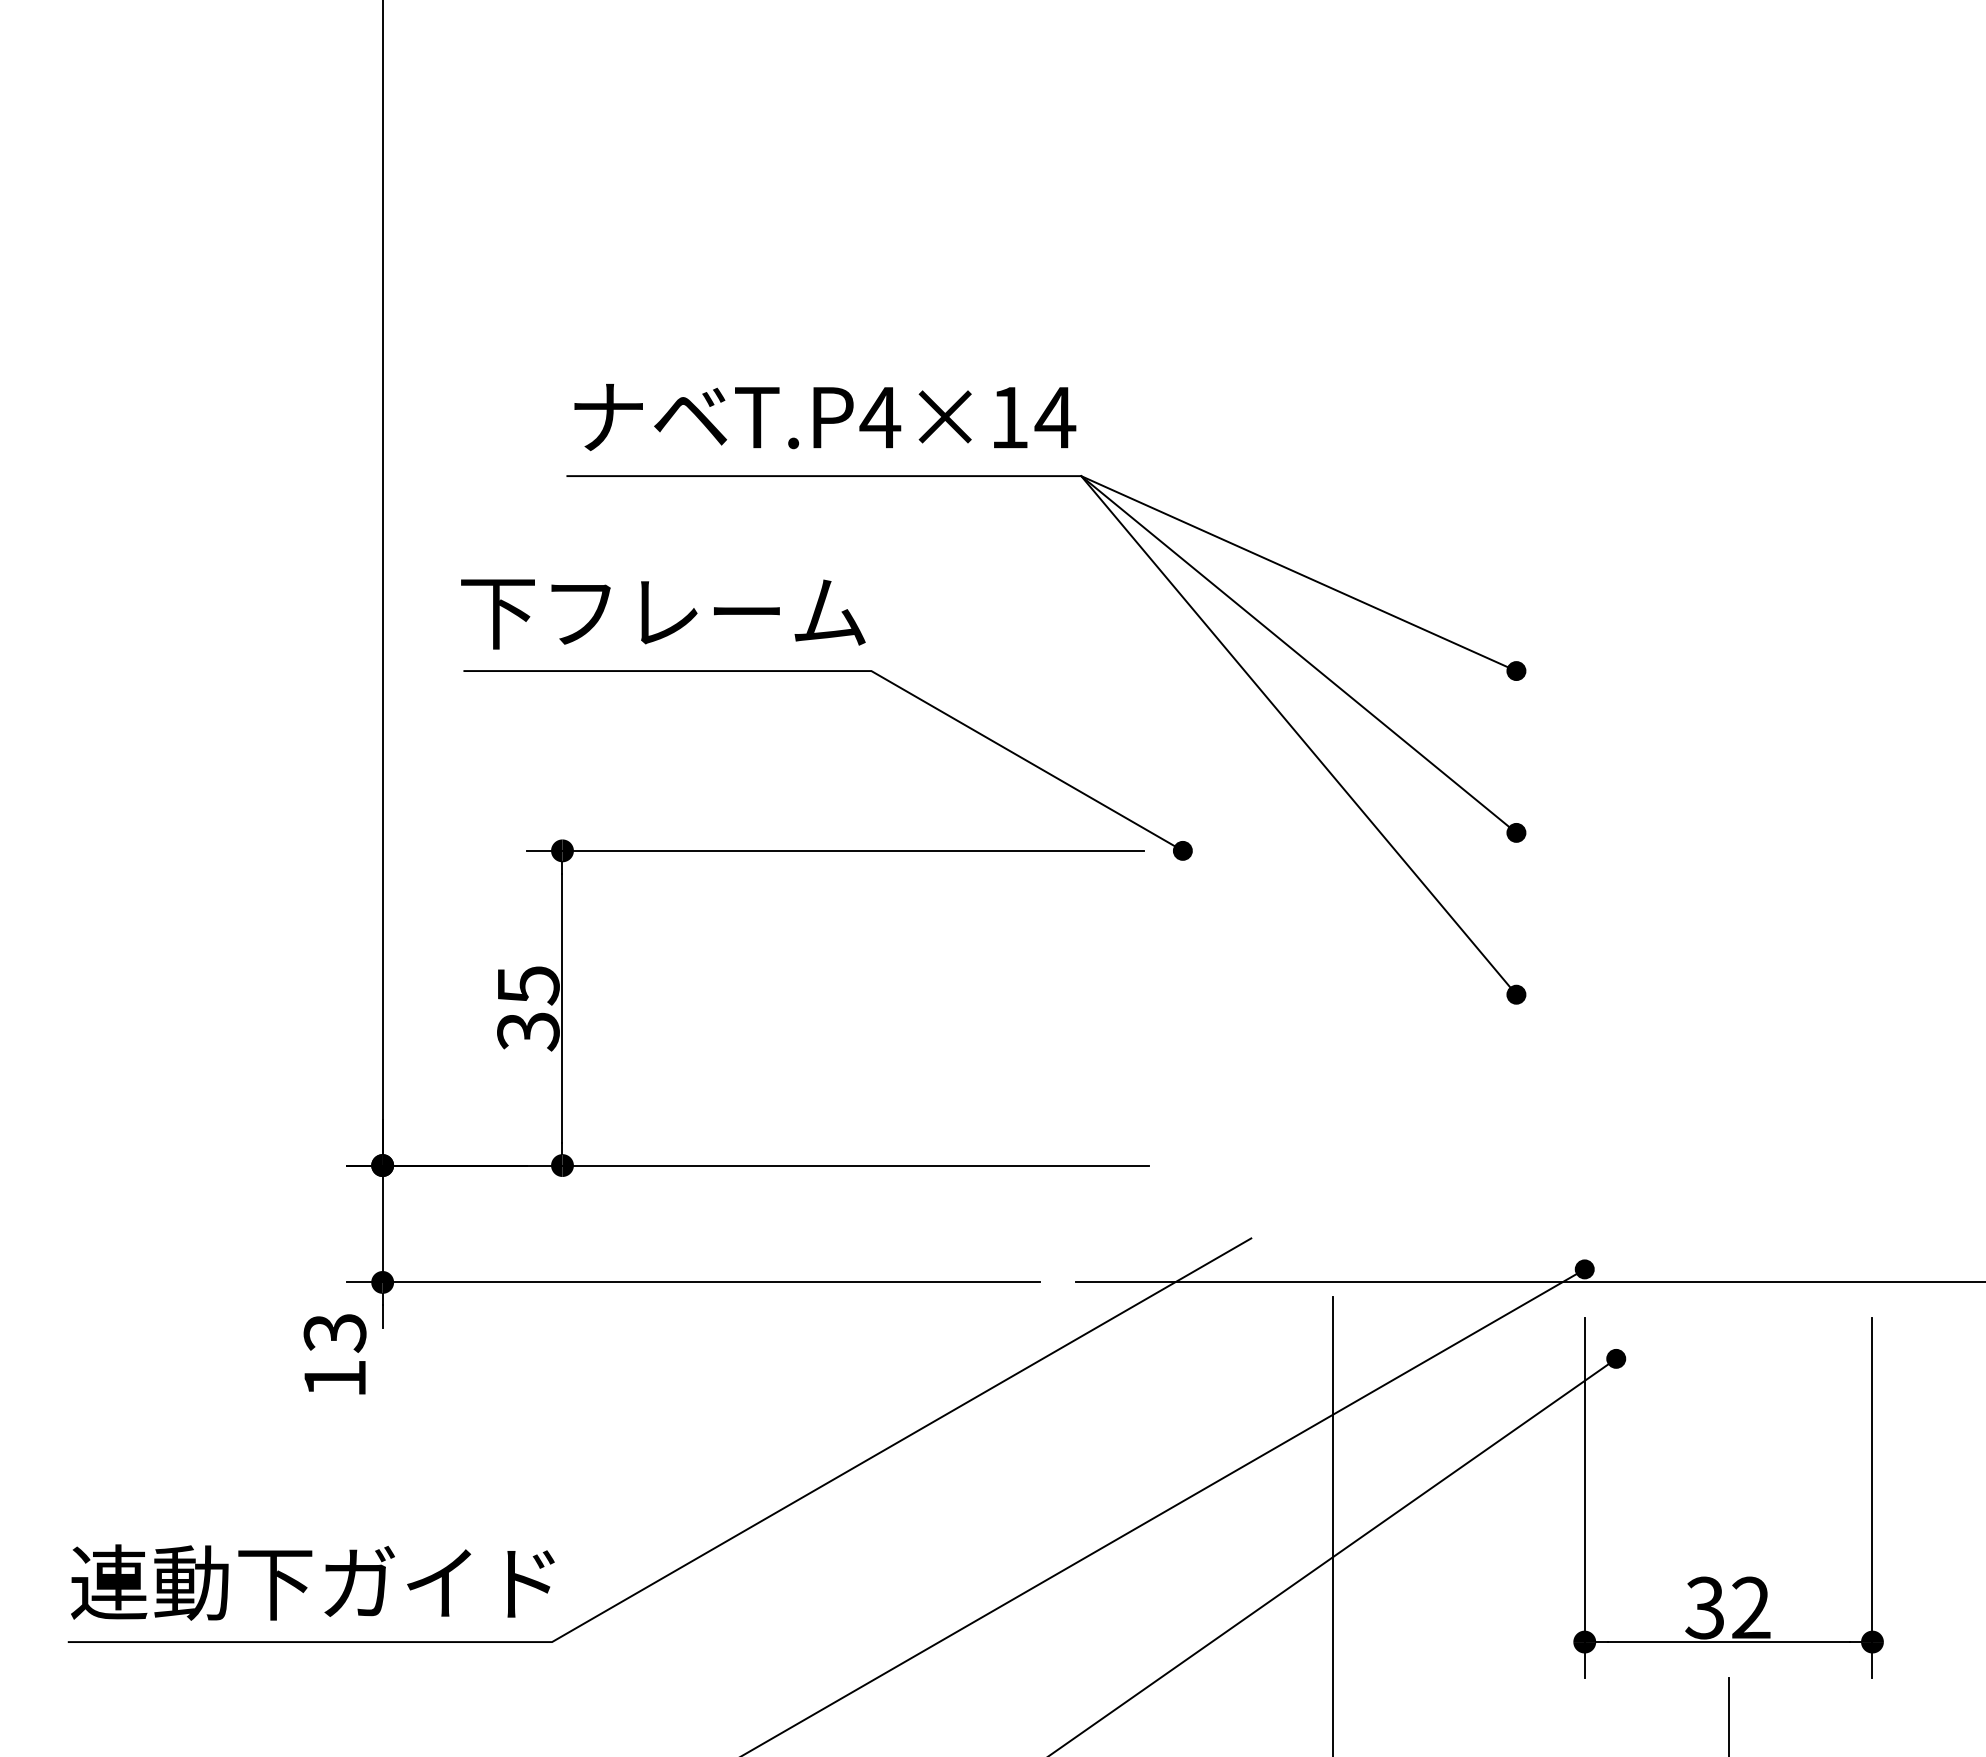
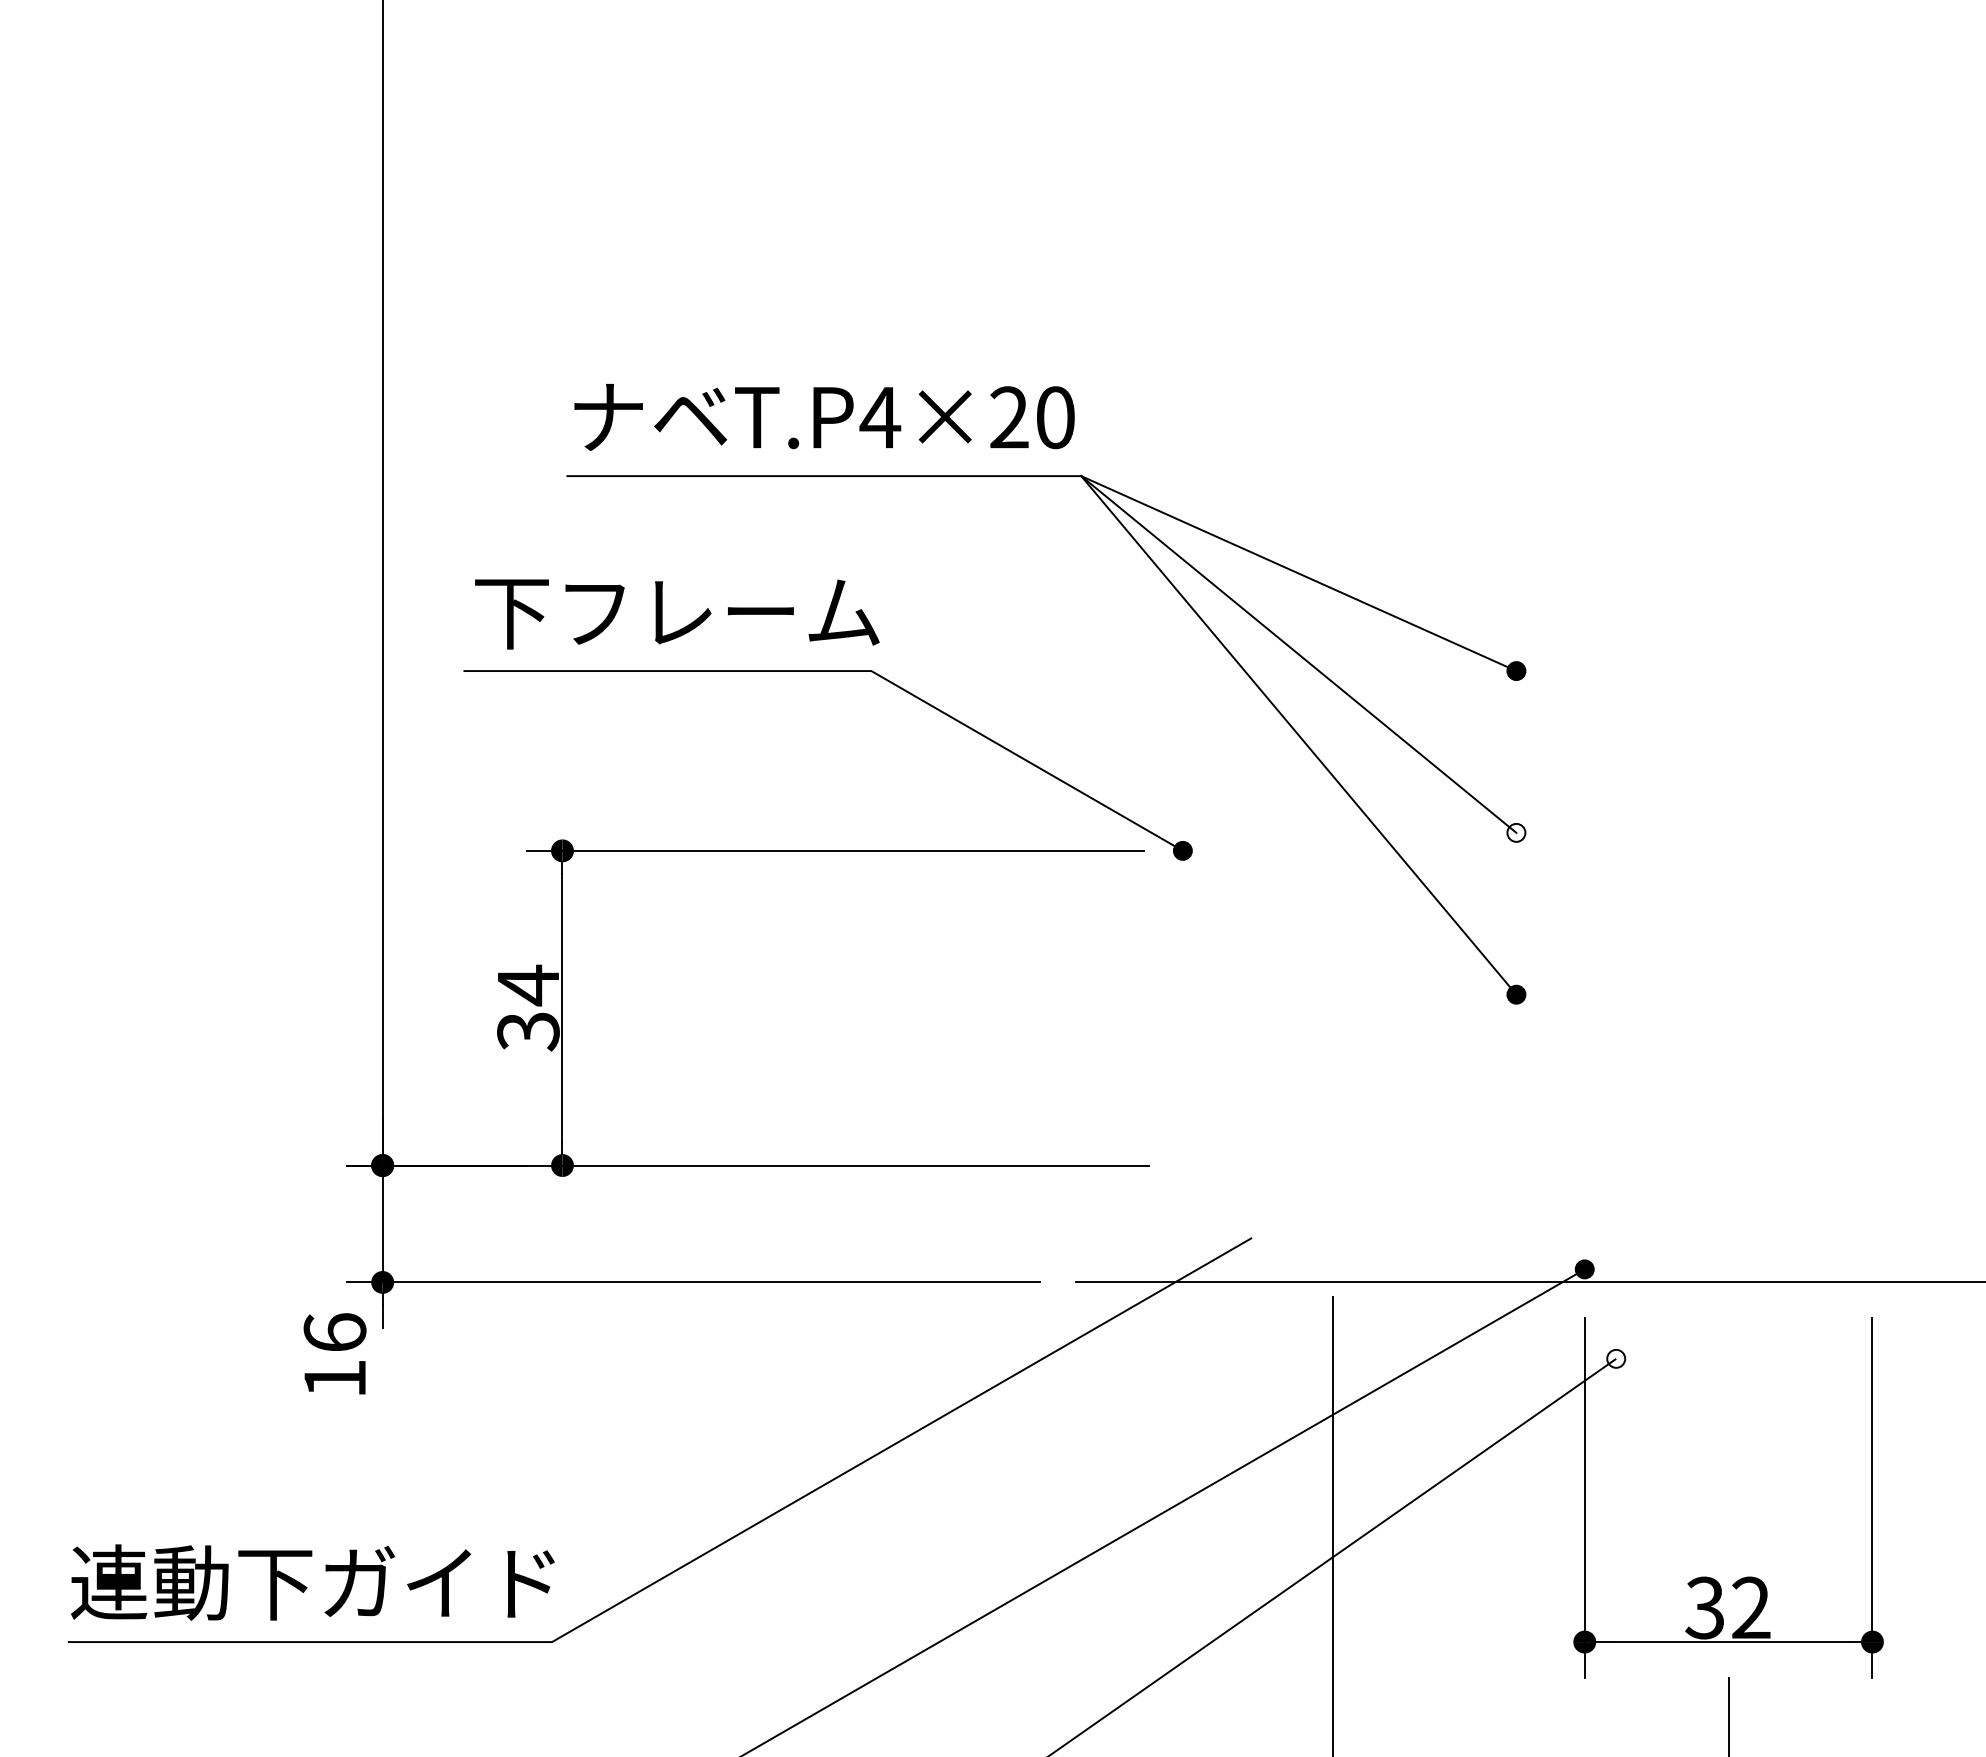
text: T.P4×14 -> T.P4×20 (1033, 417)
text position: (663, 614) -> (677, 614) (677, 614)
fill: present -> none (1516, 832)
text: 35 -> 34 (528, 985)
text: 13 -> 16 (334, 1332)
fill: present -> none (1616, 1358)
